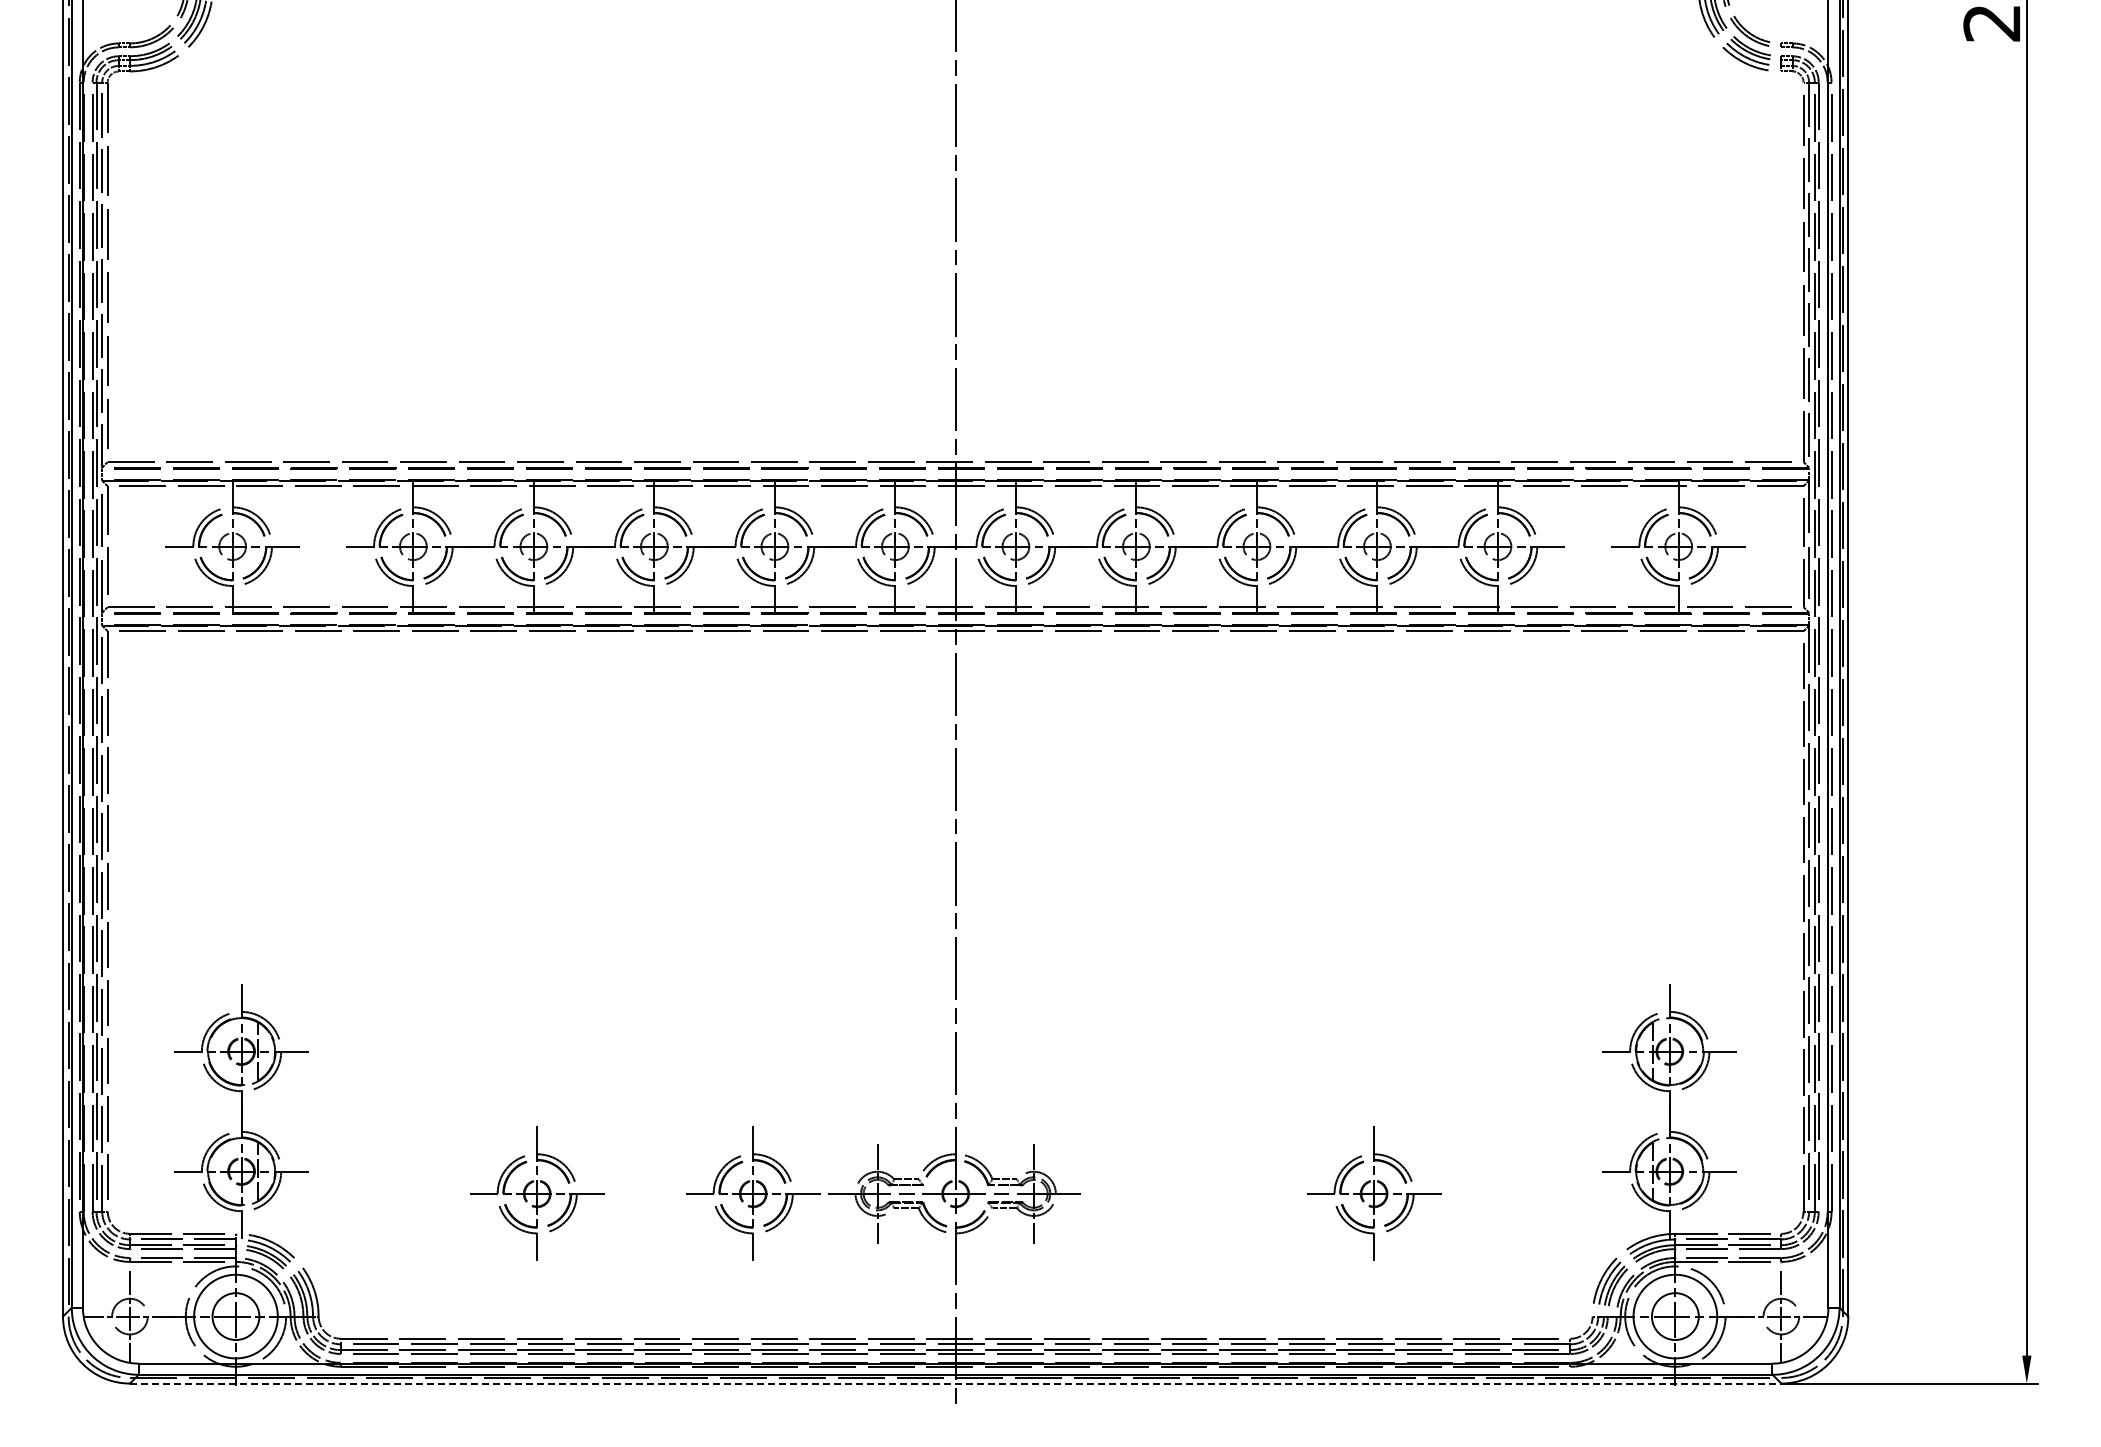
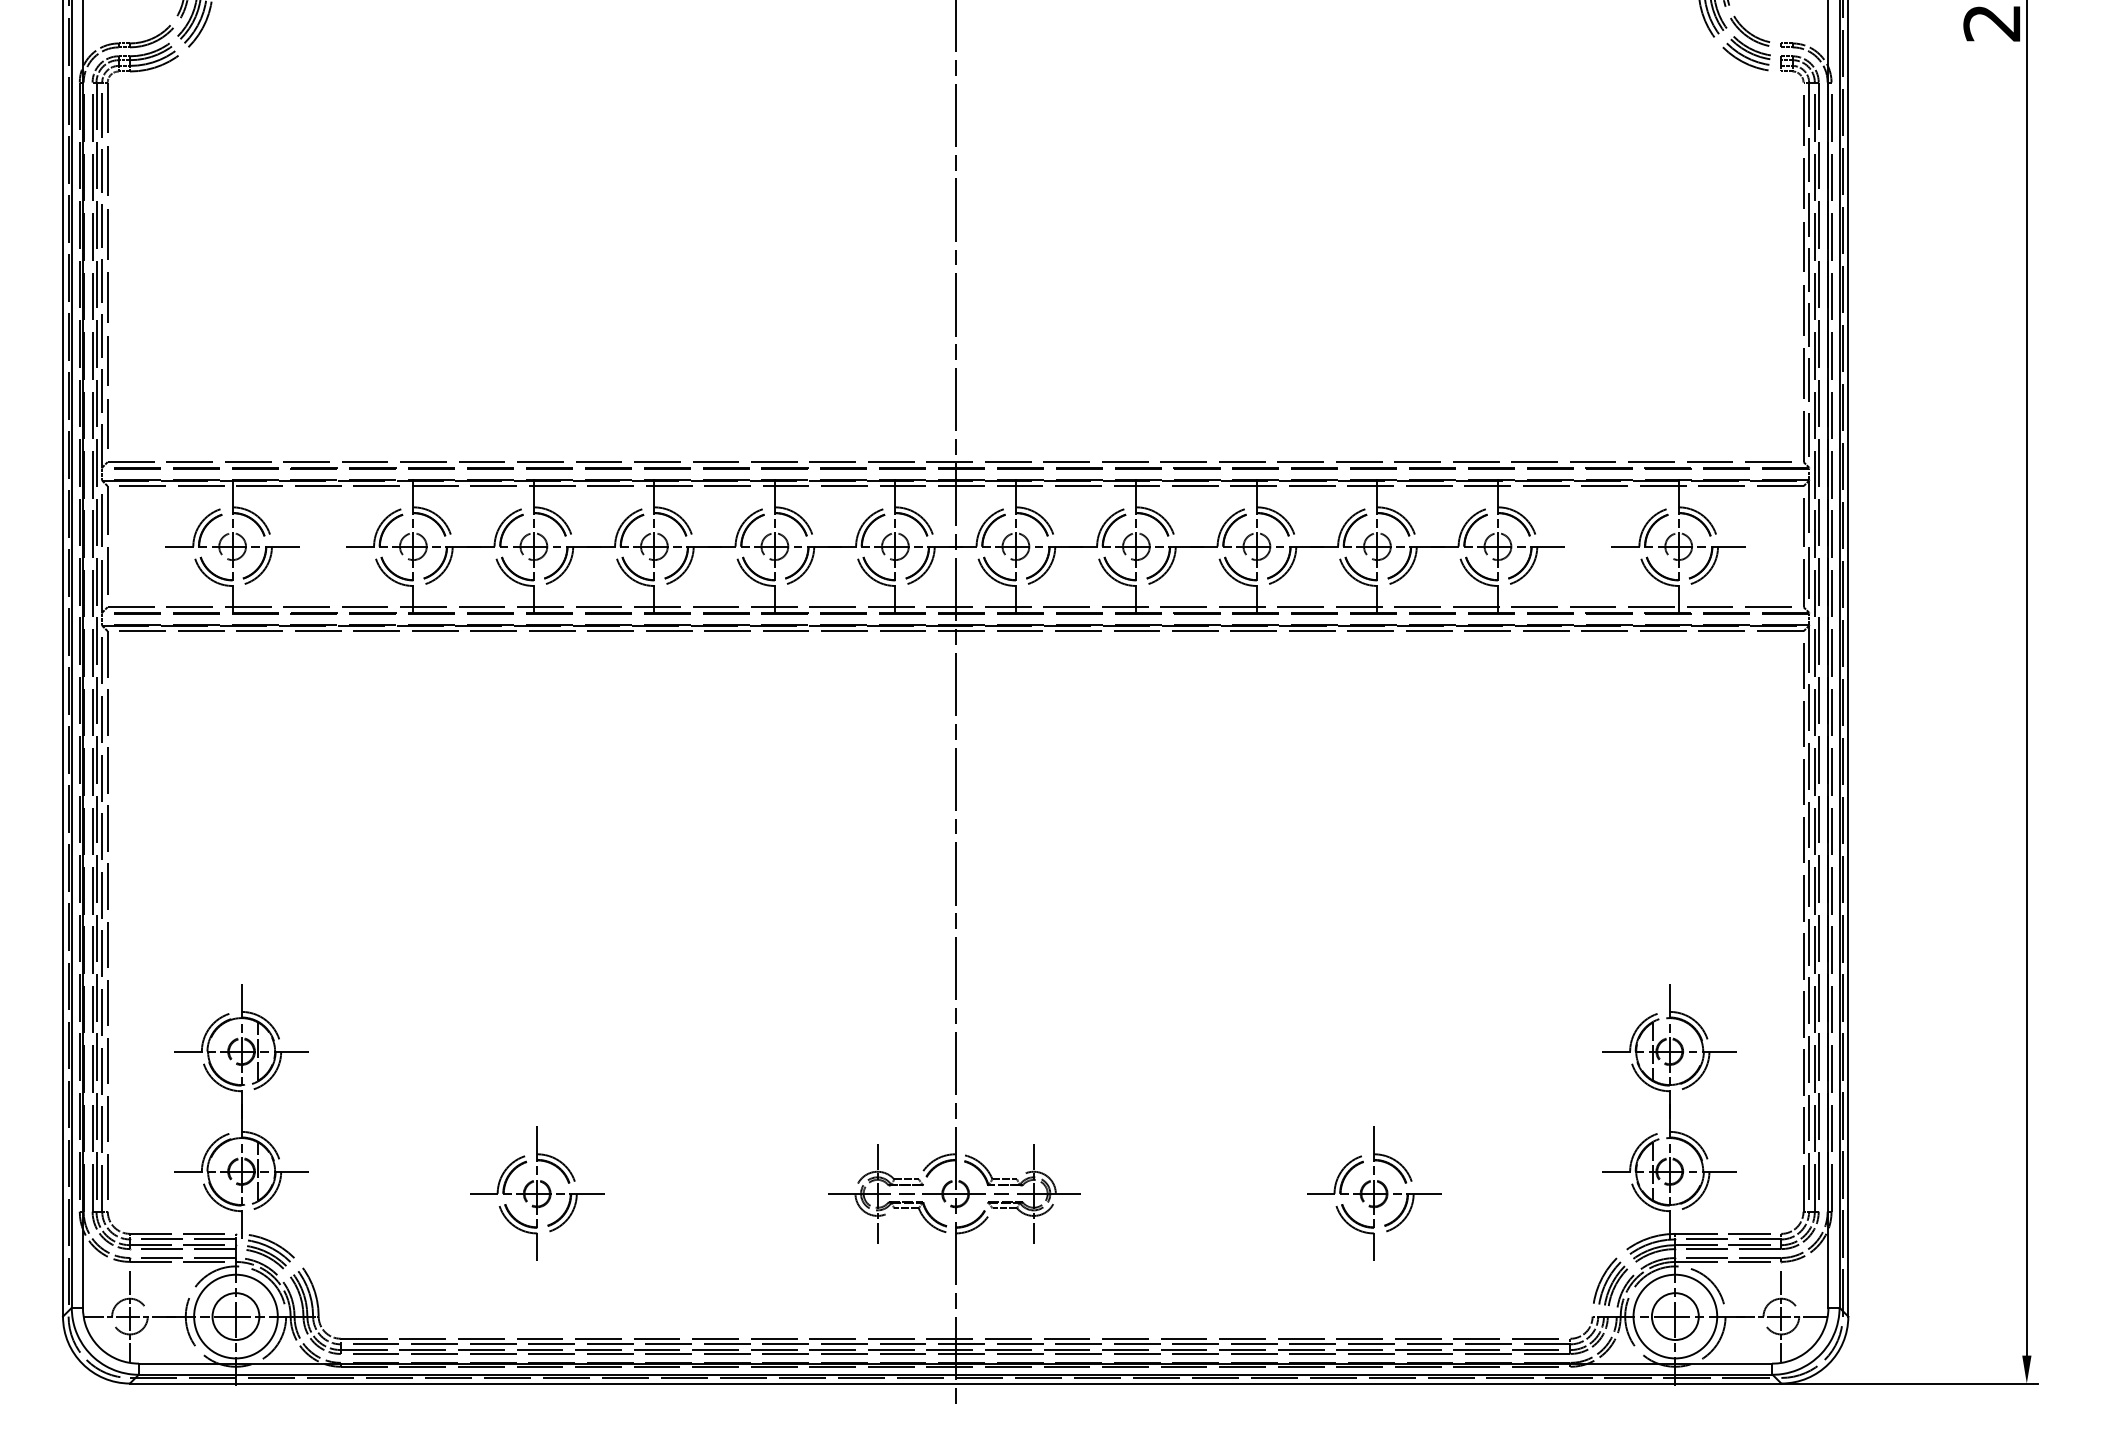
part: present -> none (753, 1193)
line: dashed -> solid (955, 1383)
